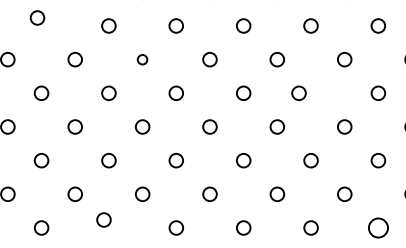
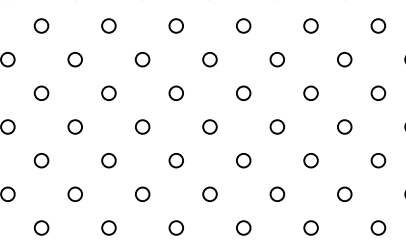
circle position: (37, 17) -> (41, 25) (41, 25)
circle size: 13x12 px -> 17x16 px (142, 59)
circle position: (298, 92) -> (310, 92) (310, 92)
circle position: (103, 219) -> (108, 227) (108, 227)
circle size: 21x22 px -> 17x16 px (378, 227)
